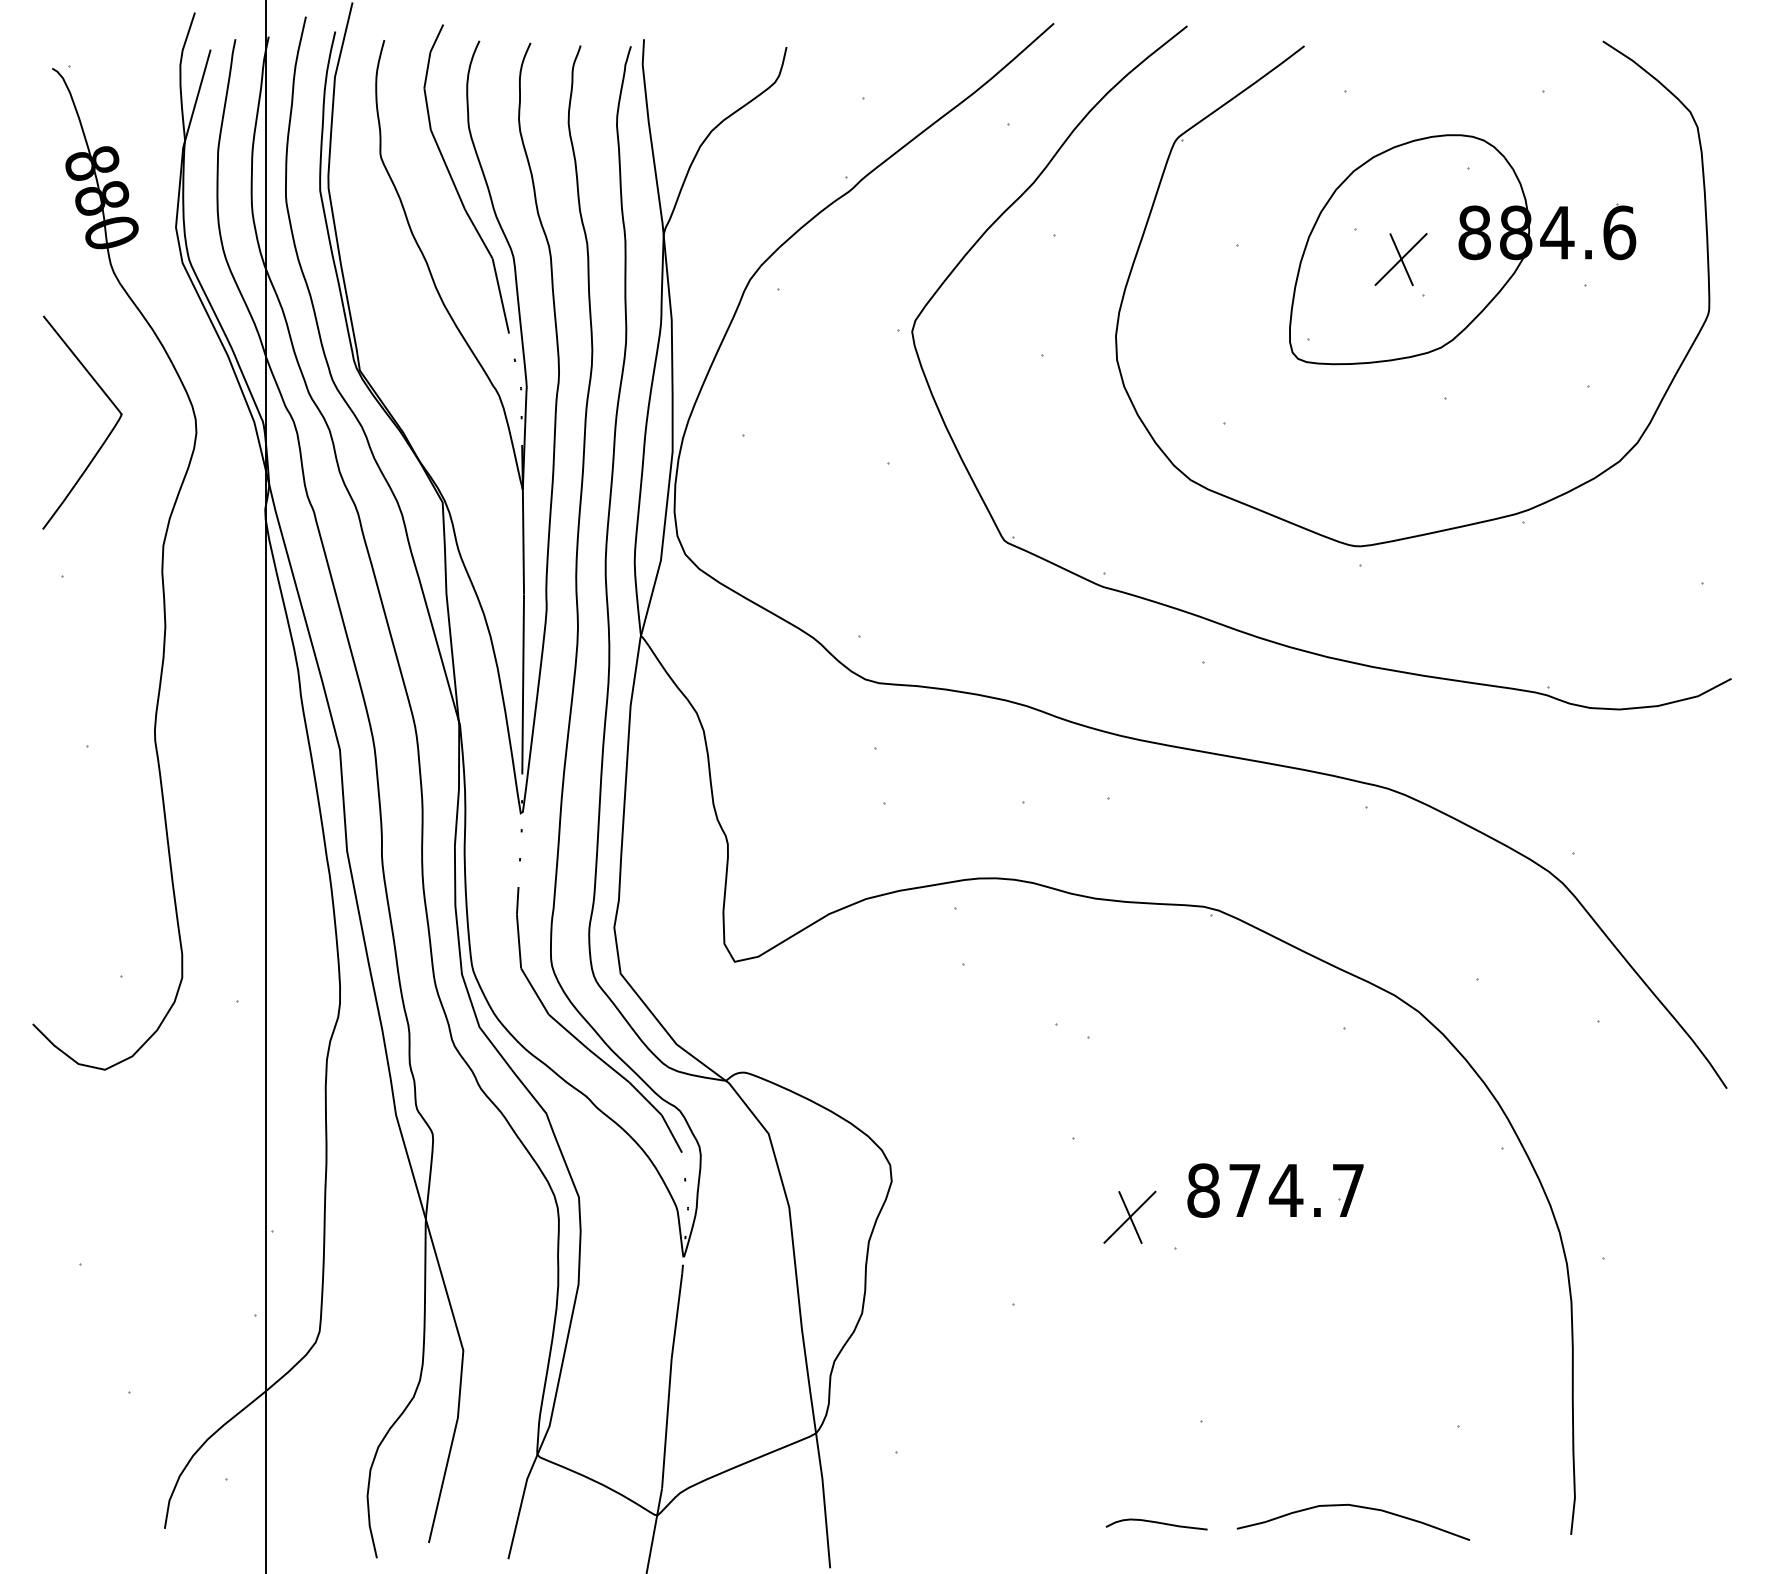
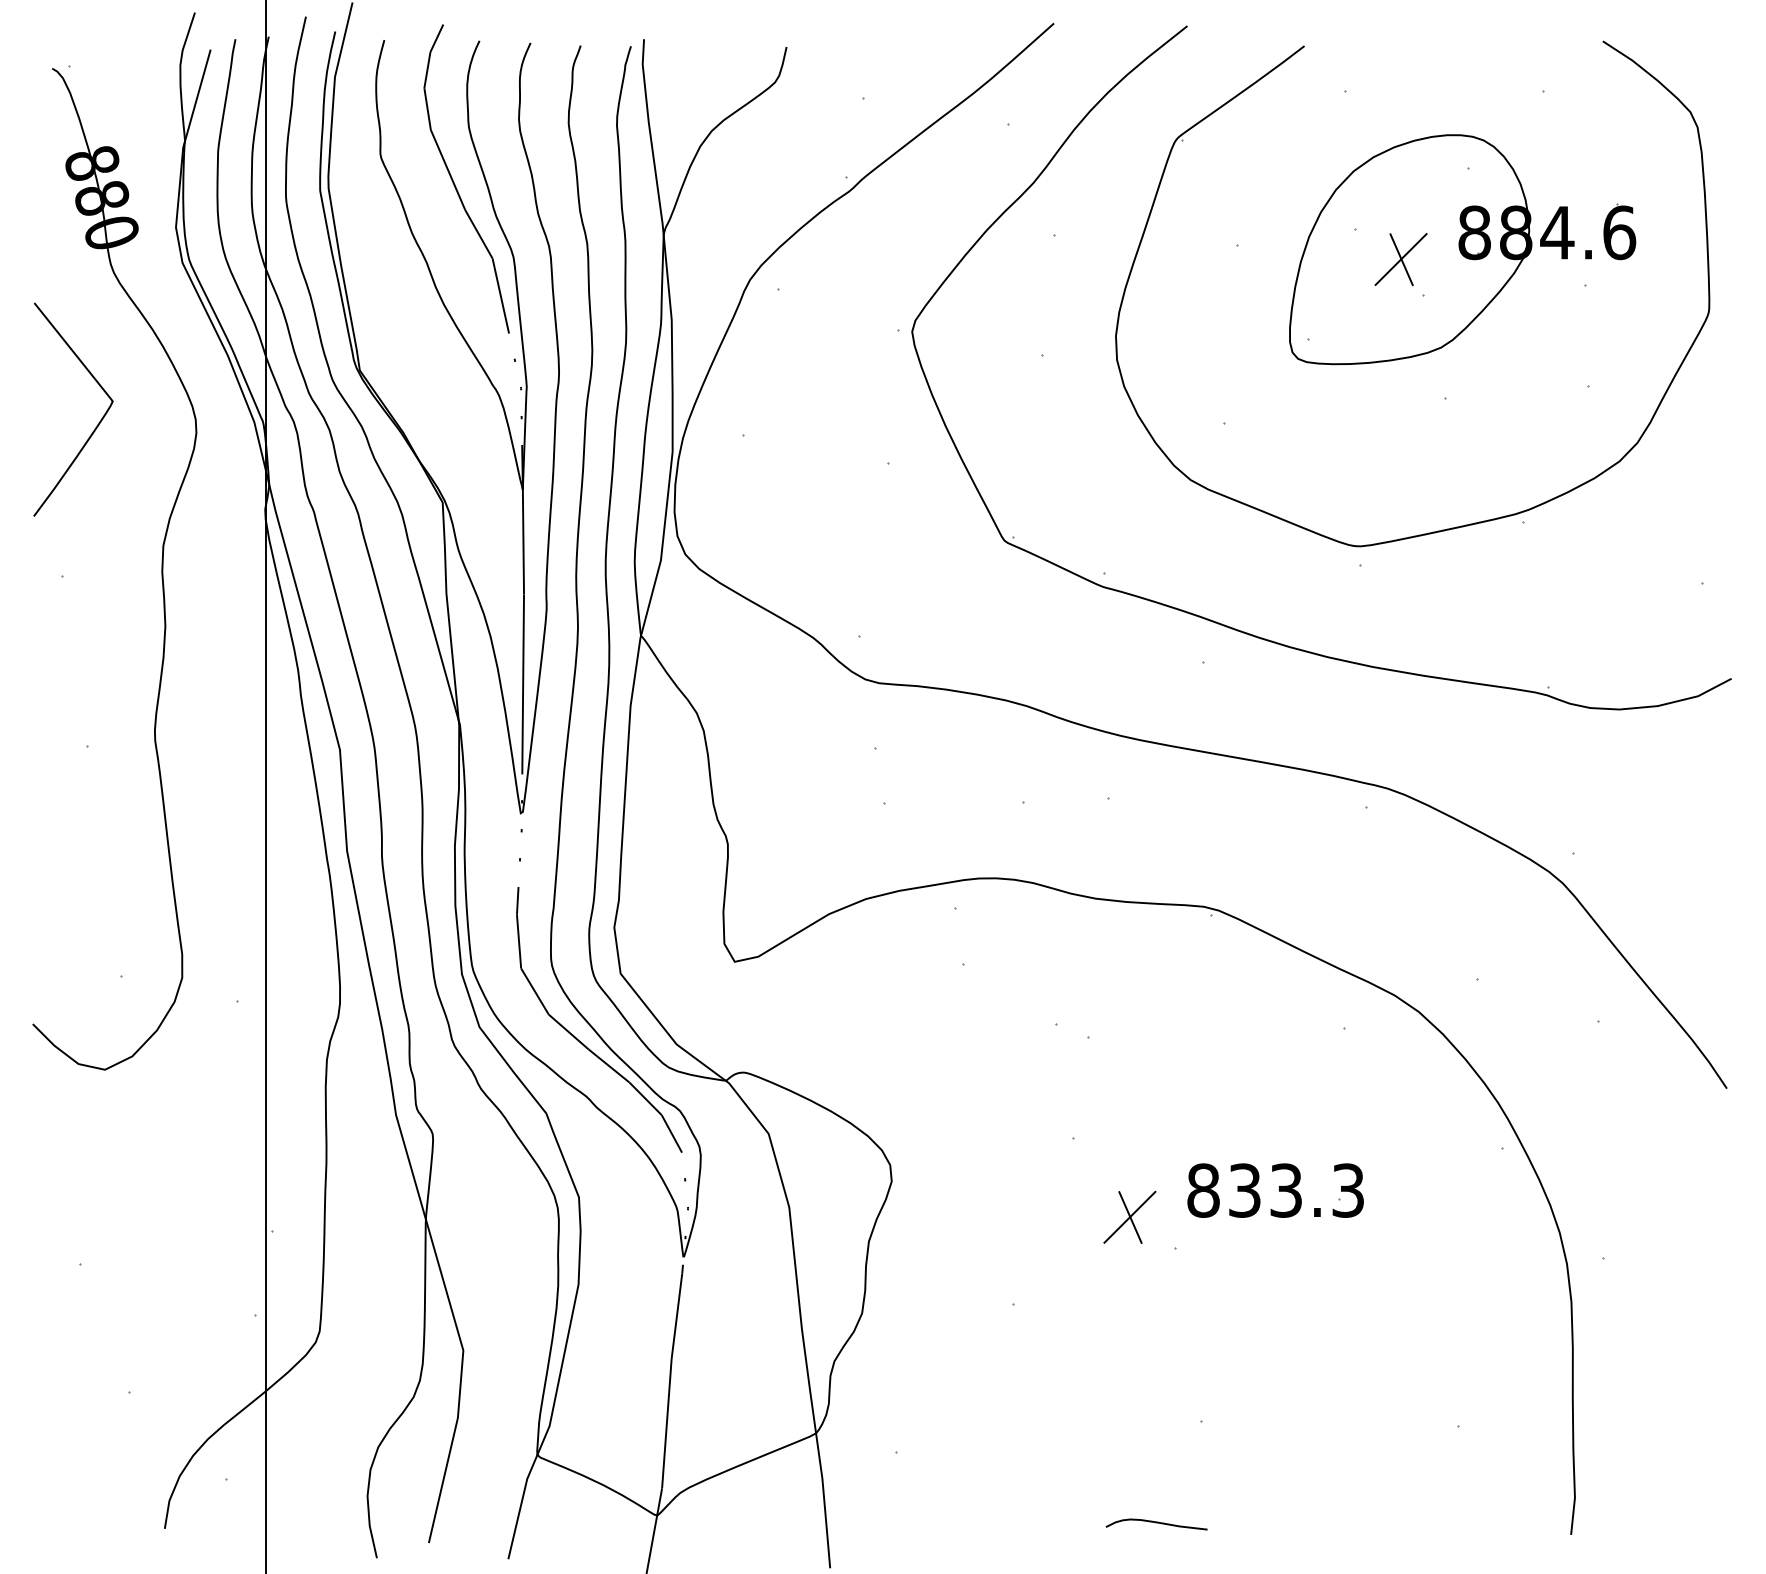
part position: (105, 438) -> (96, 425) (96, 425)
text: 874.7 -> 833.3 (1296, 1190)
curve: present -> none (1356, 1507)
